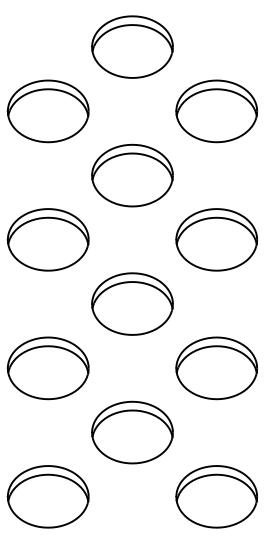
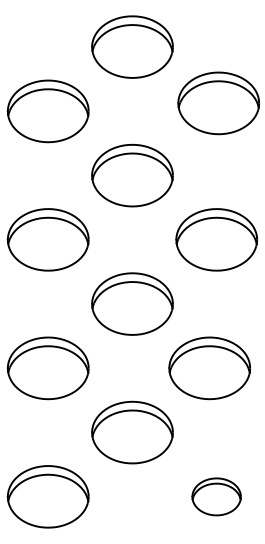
part position: (216, 111) -> (218, 103) (218, 103)
part position: (216, 368) -> (209, 368) (209, 368)
part size: 83x64 px -> 51x40 px (216, 496)
